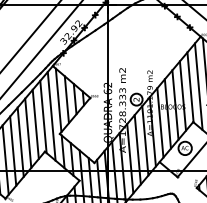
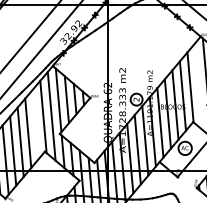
line: present -> none (198, 86)
line: present -> none (35, 123)
